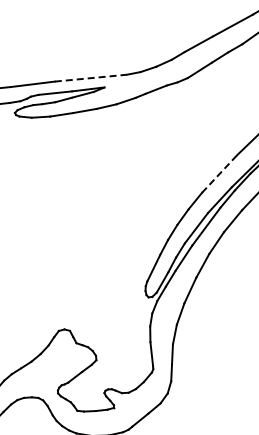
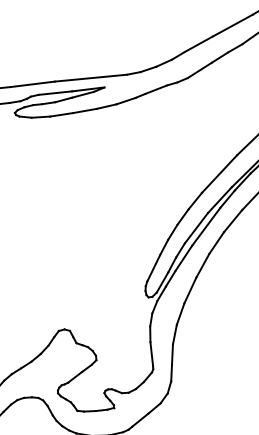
line: dashed -> solid (91, 78)
line: dashed -> solid (219, 173)
